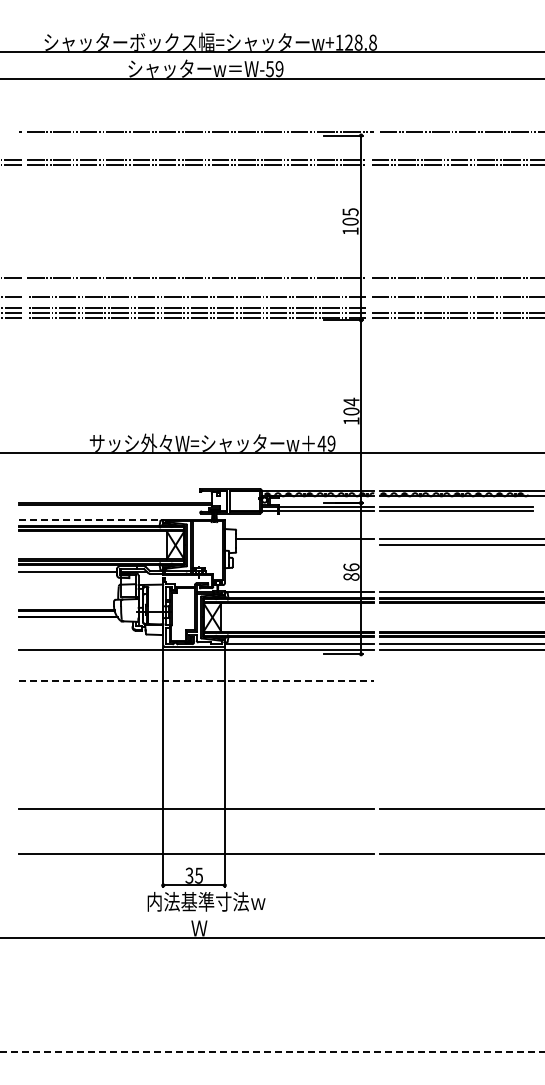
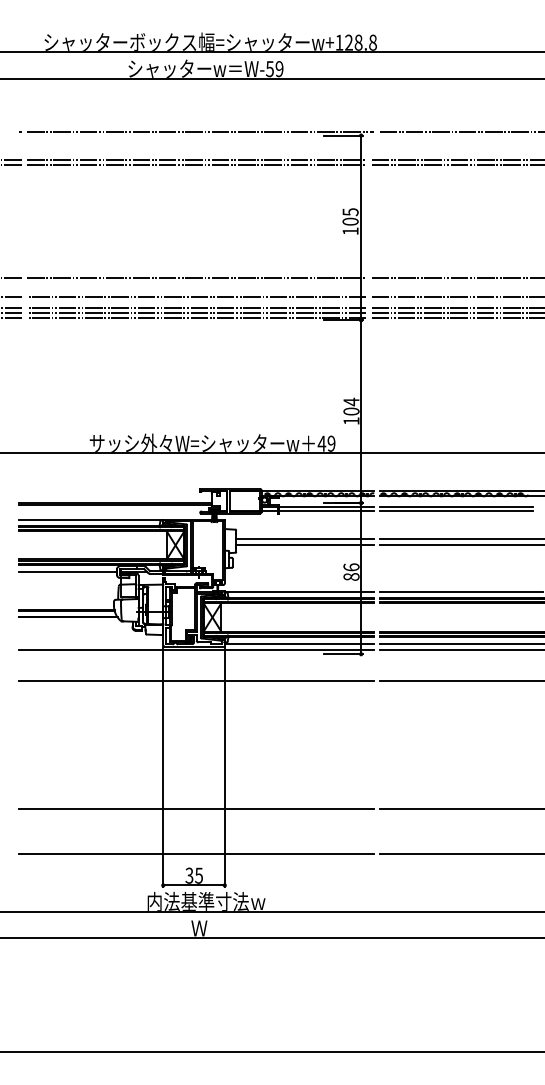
line: none -> present (456, 307)
line: dashed -> solid (90, 520)
line: none -> present (305, 544)
line: dashed -> solid (196, 680)
line: none -> present (460, 680)
line: none -> present (271, 911)
line: dashed -> solid (272, 1052)
